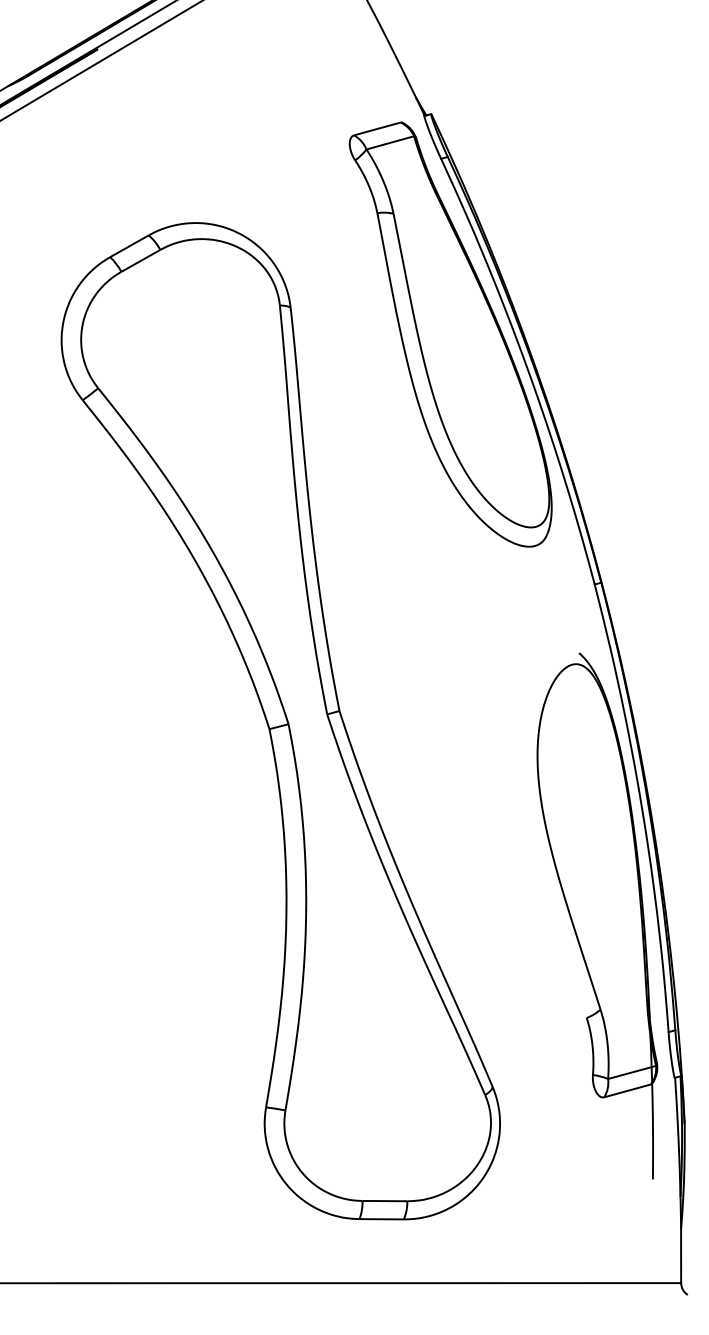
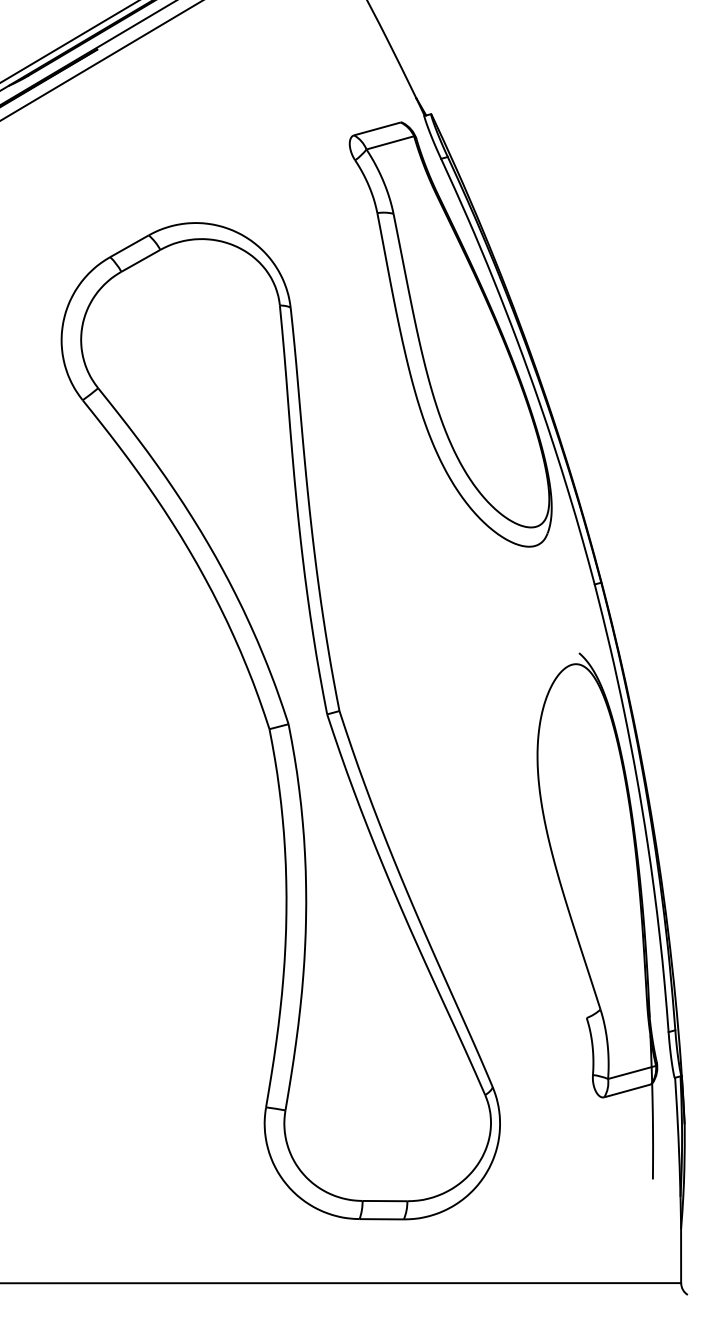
line: none -> present (68, 41)
